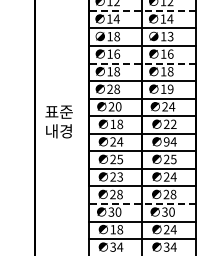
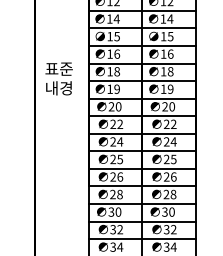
line: dashed -> solid (142, 10)
text: 13 -> 15 (170, 35)
text: 18 -> 15 (116, 36)
line: dashed -> solid (142, 63)
text: 28 -> 19 (113, 88)
text: 24 -> 20 (172, 106)
text position: (58, 121) -> (58, 78) (58, 78)
text: 18 -> 22 (116, 124)
text: 94 -> 24 (166, 141)
text: 23 -> 26 (120, 176)
text: 24 -> 26 (173, 176)
line: dashed -> solid (142, 203)
text: 18 -> 32 (116, 229)
text: 24 -> 32 (170, 229)
